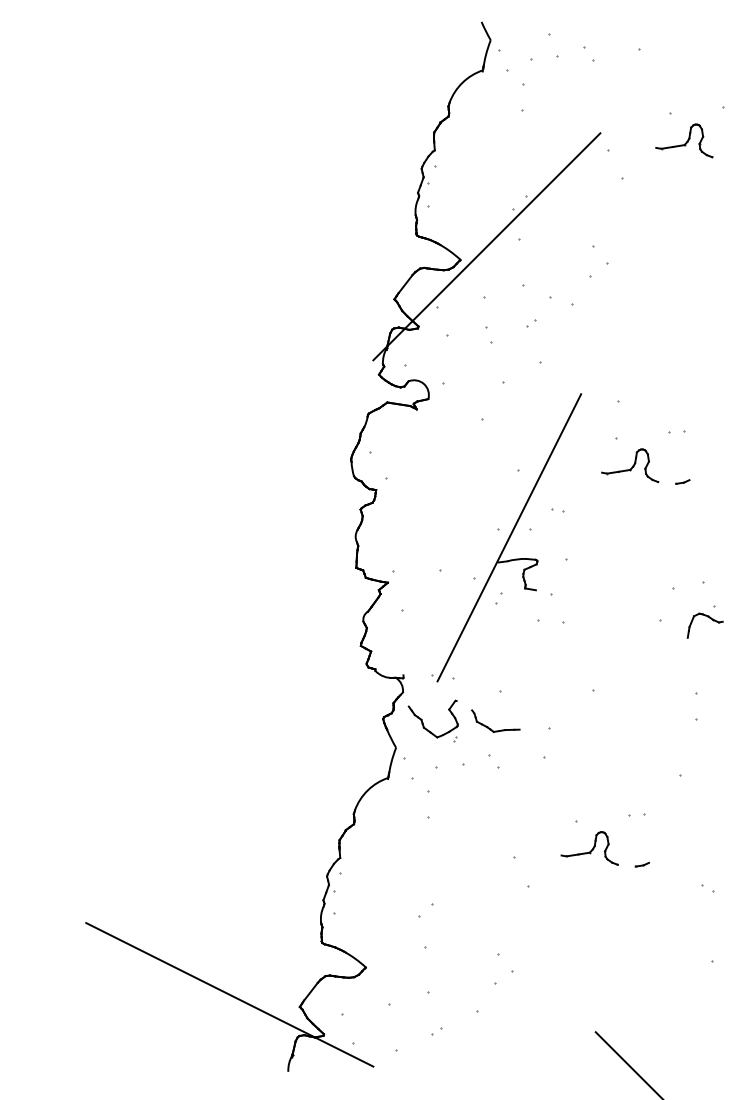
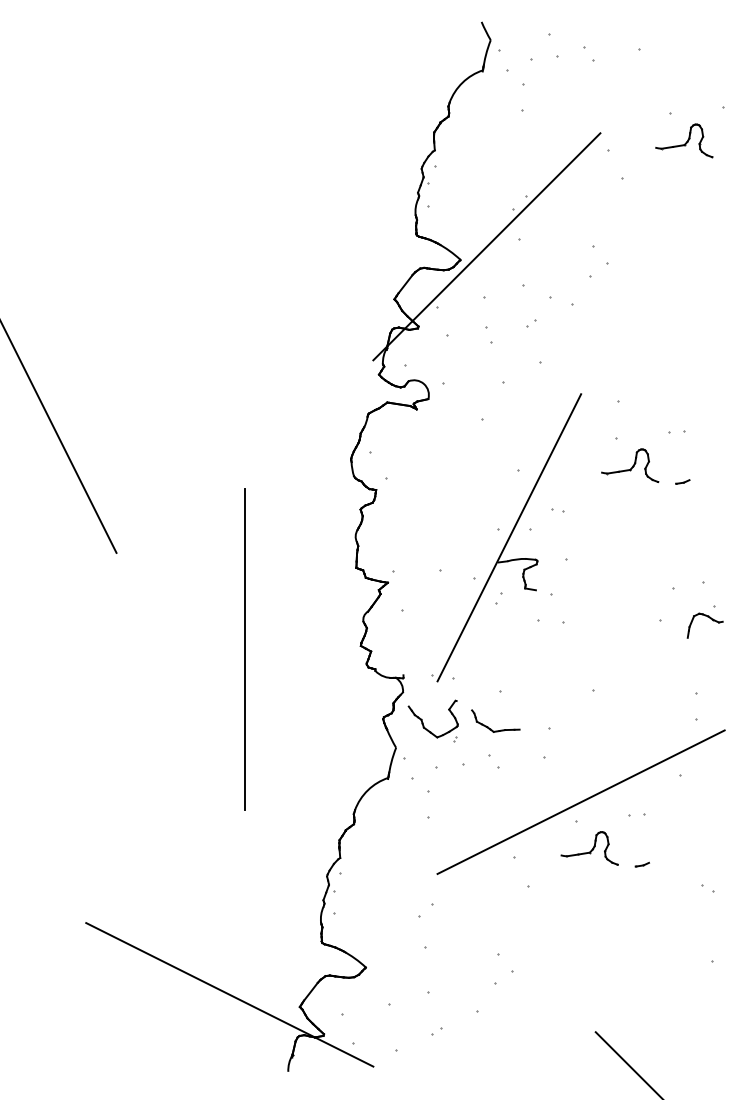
line: none -> present (59, 437)
line: none -> present (244, 649)
line: none -> present (580, 801)
